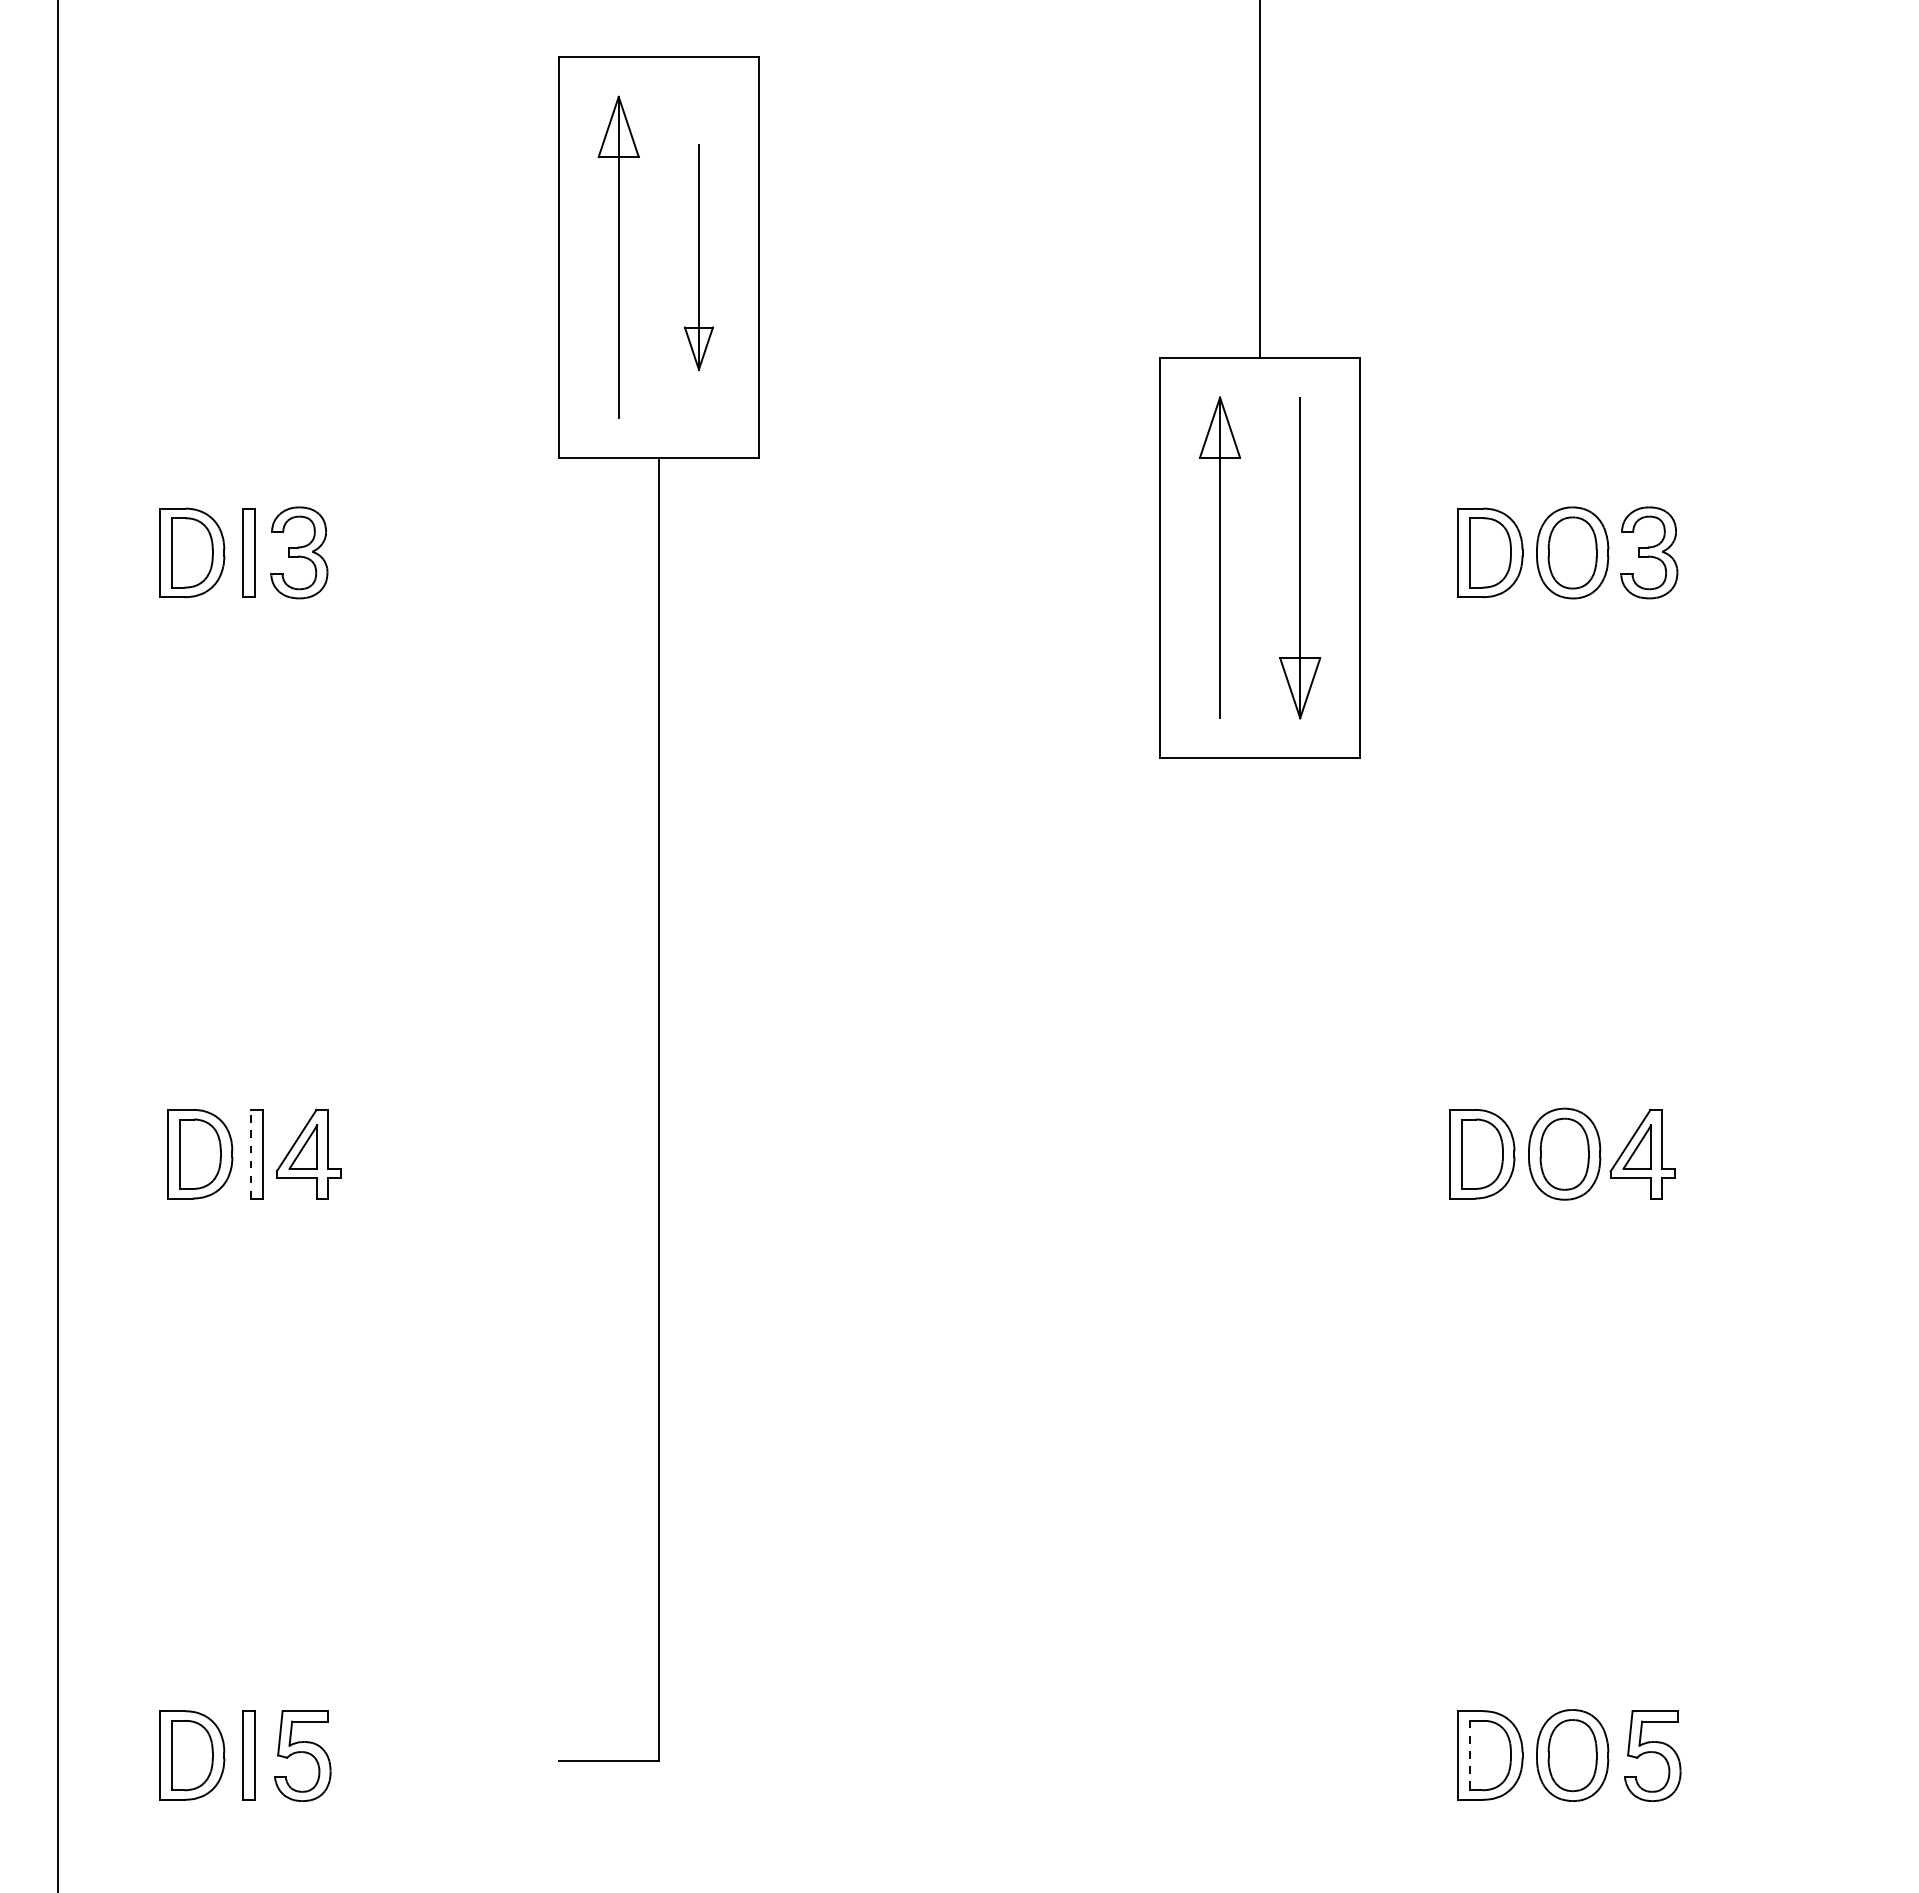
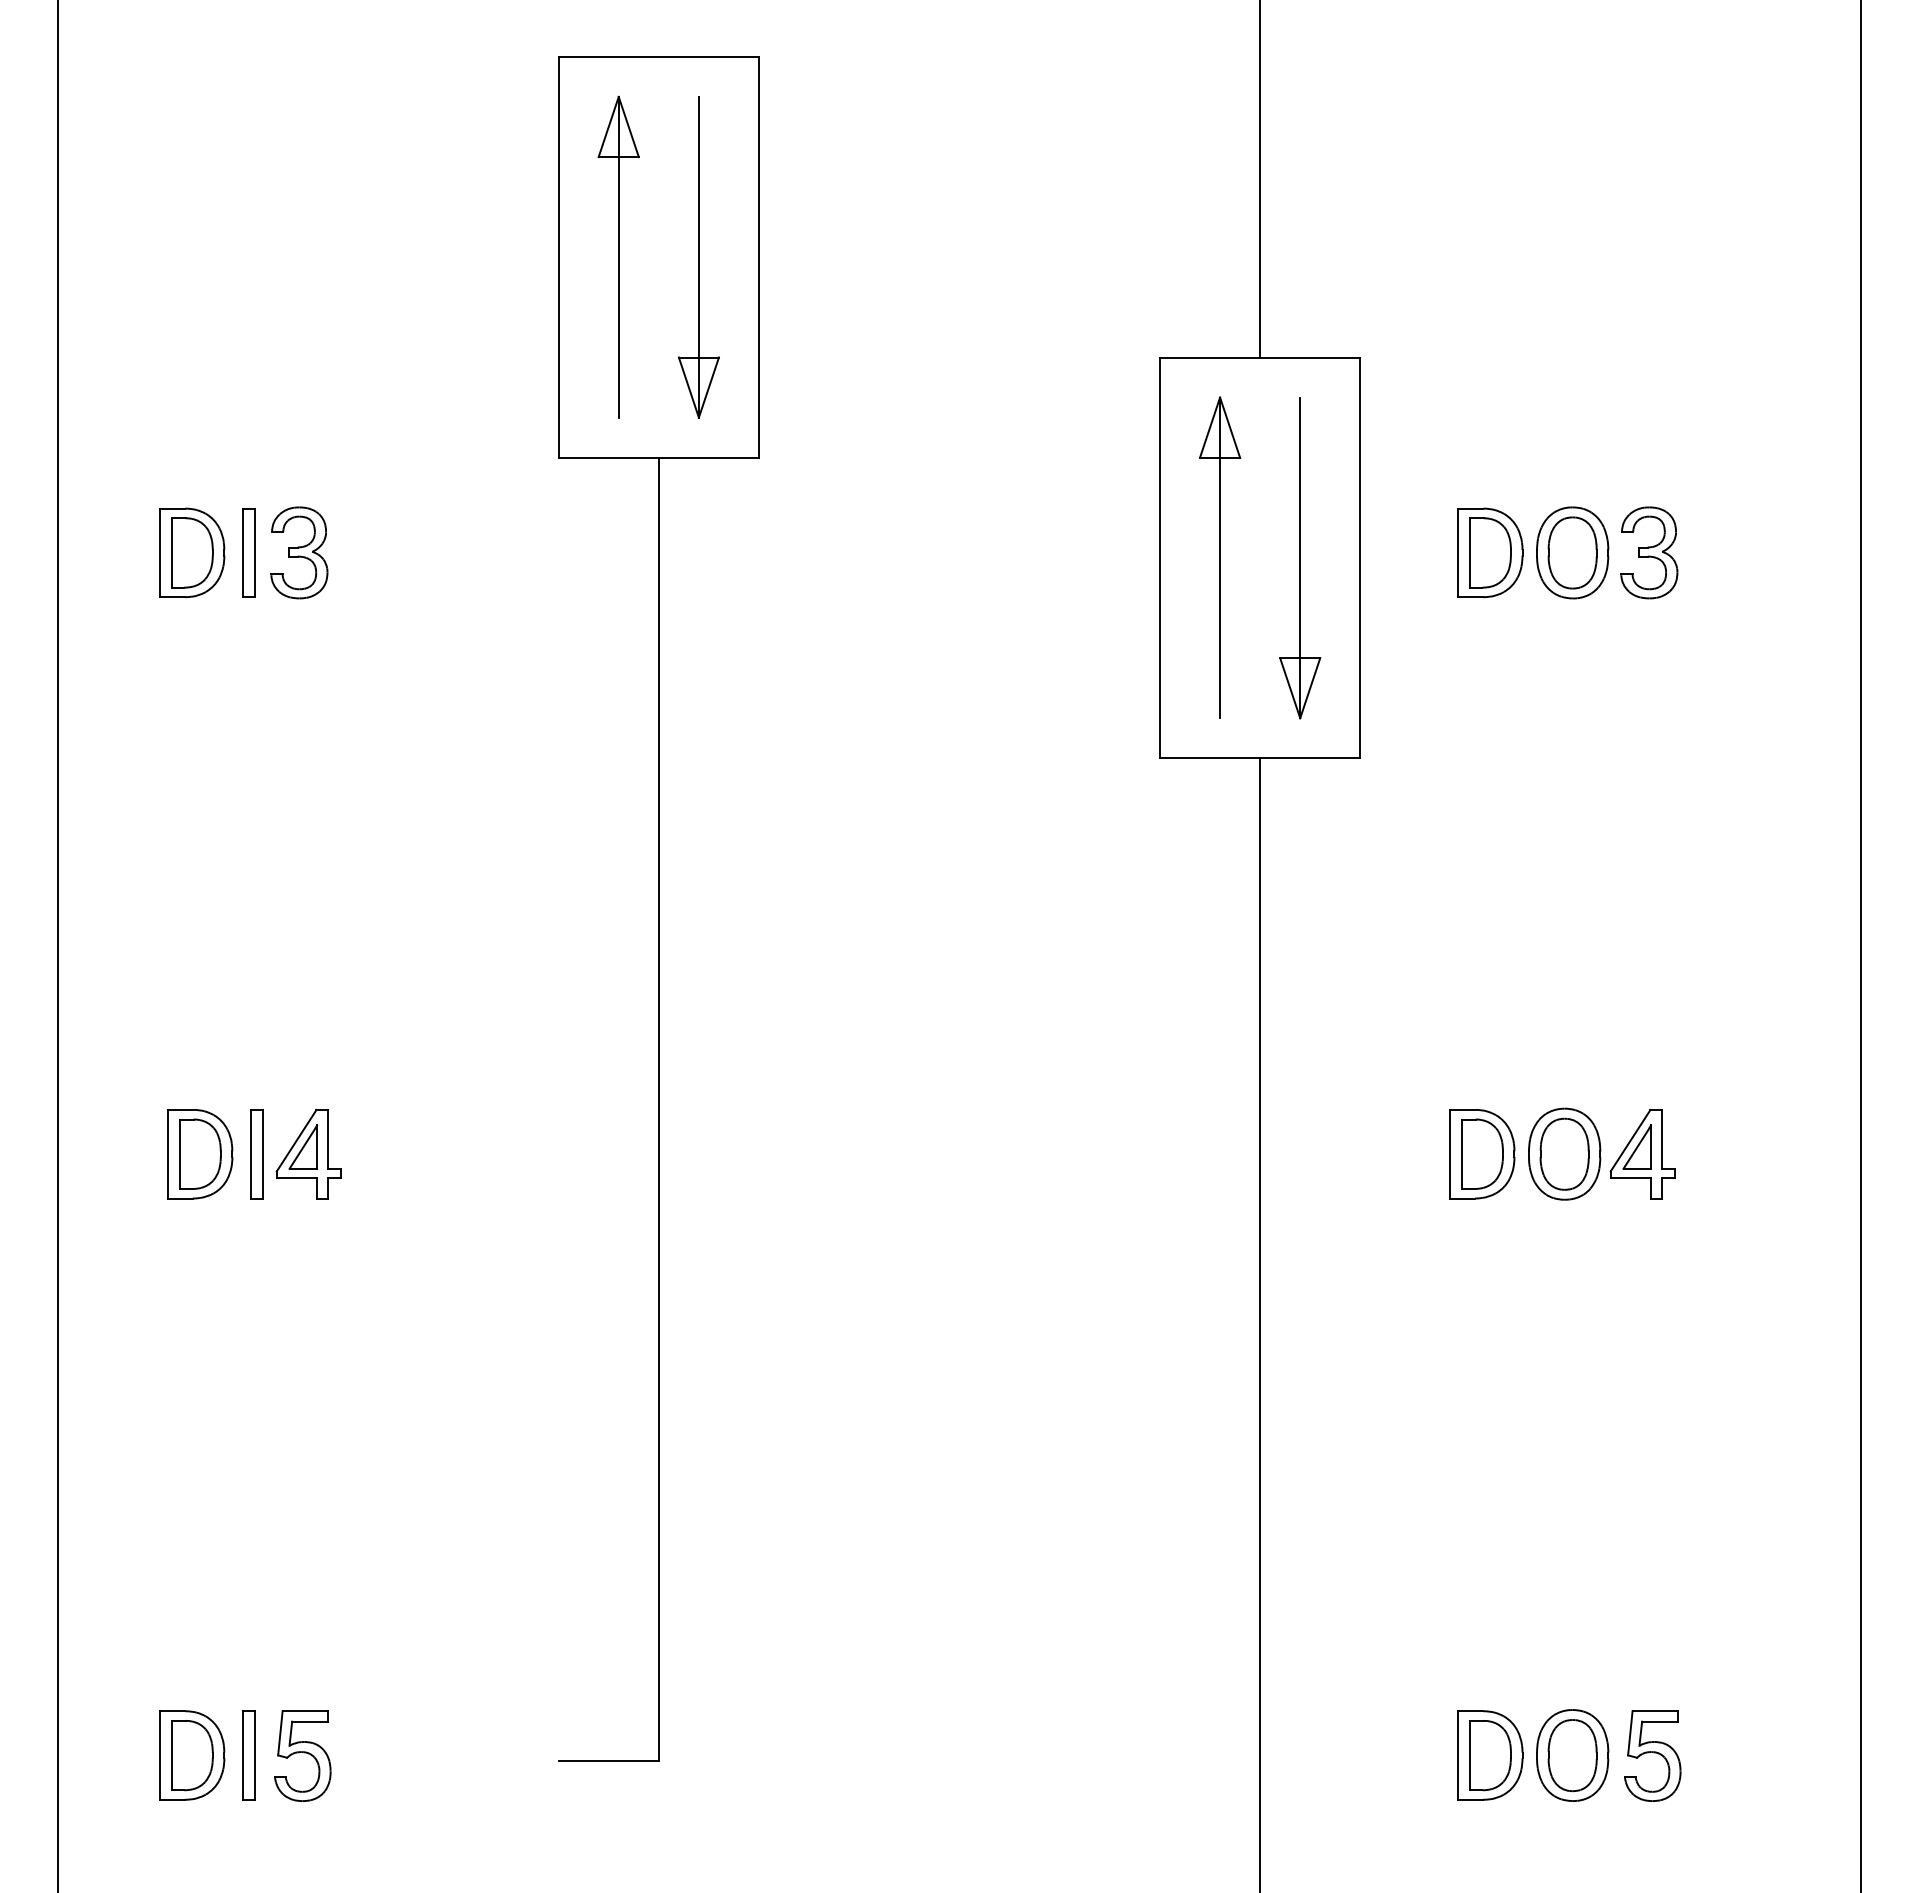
part size: 30x227 px -> 42x323 px (698, 257)
line: none -> present (1861, 945)
line: dashed -> solid (250, 1153)
line: none -> present (1260, 1323)
line: dashed -> solid (1470, 1755)
